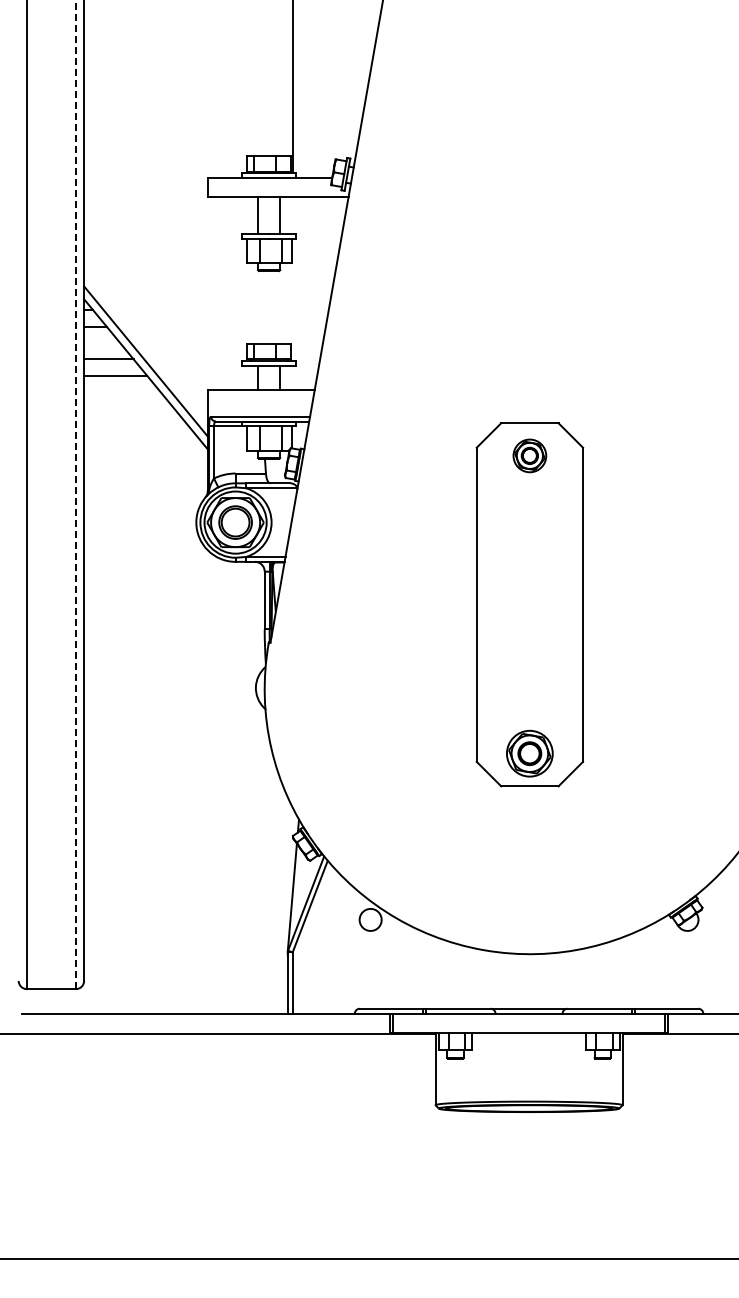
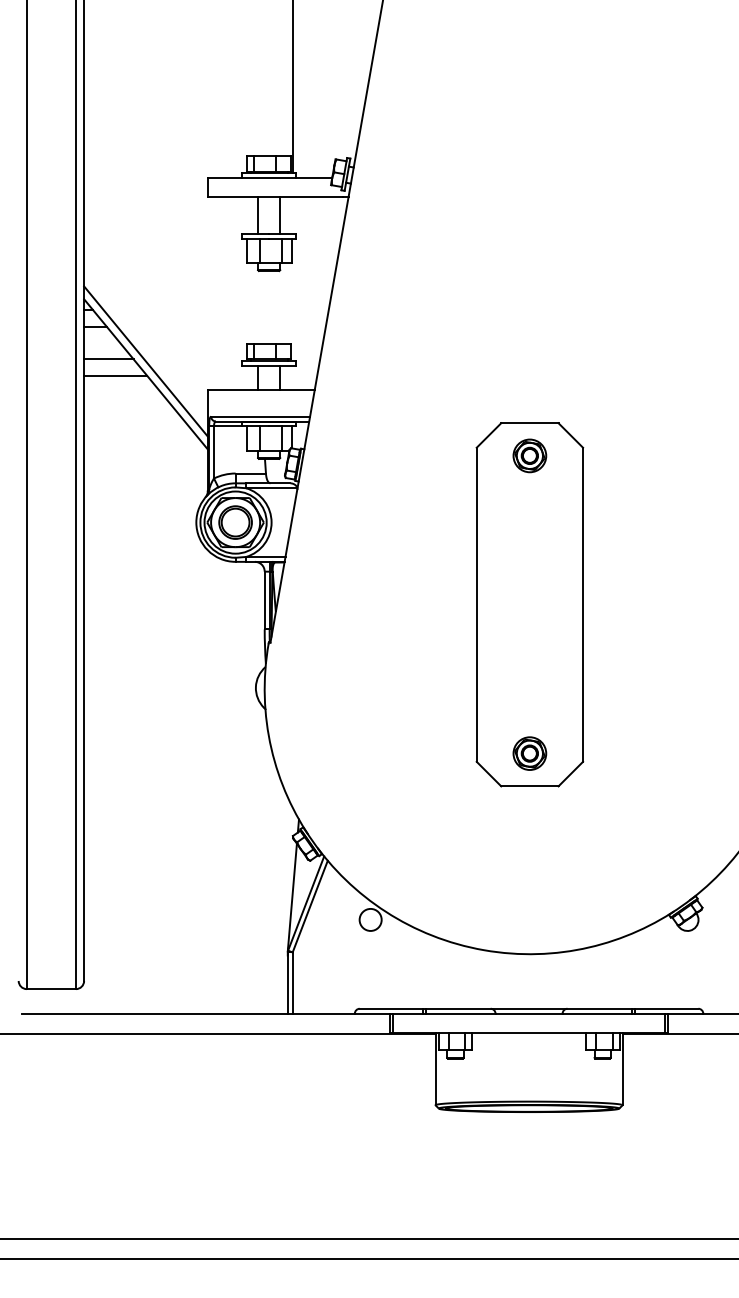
line: dashed -> solid (75, 494)
part size: 48x49 px -> 36x35 px (529, 753)
line: none -> present (368, 1238)
